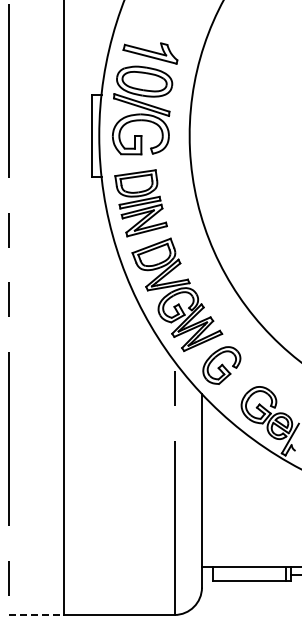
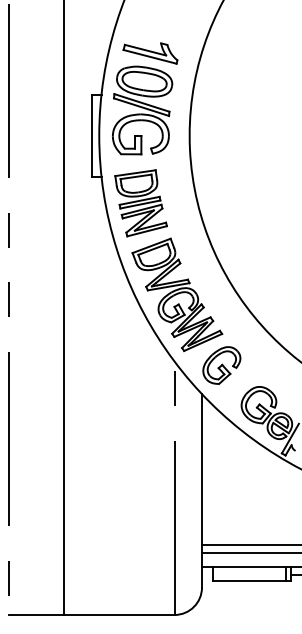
line: none -> present (249, 544)
line: none -> present (249, 553)
line: dashed -> solid (36, 614)
